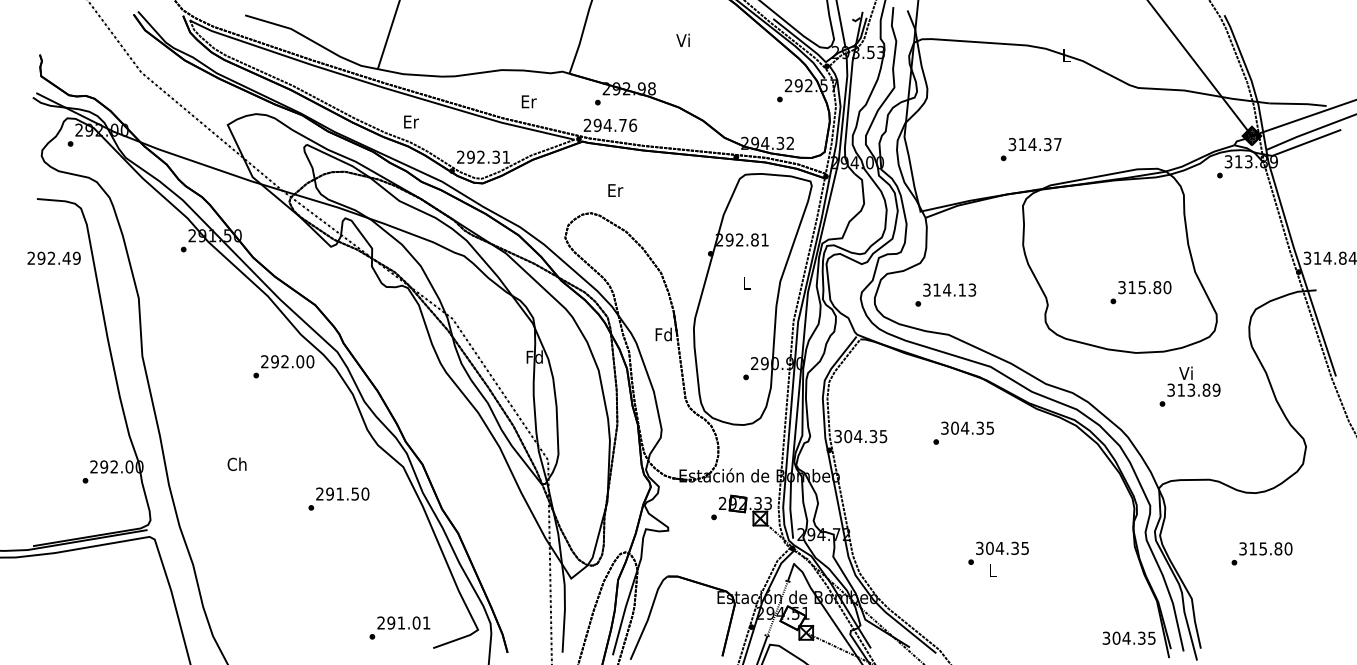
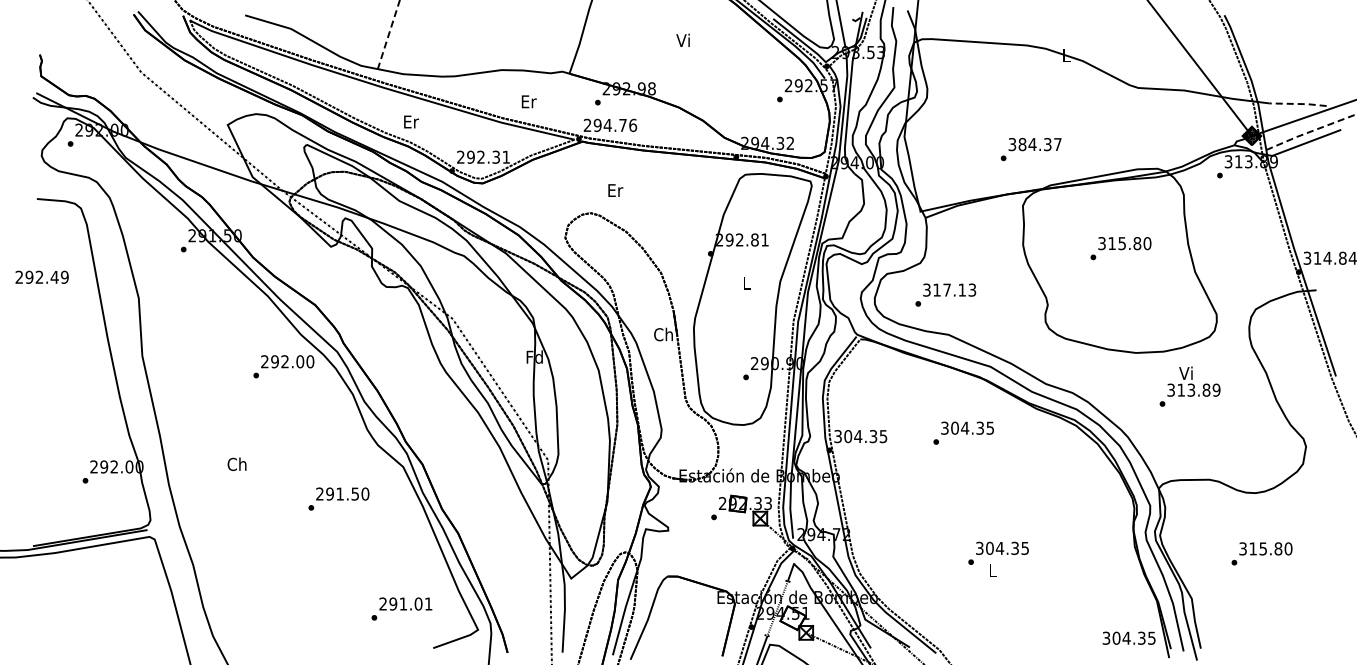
line: solid -> dashed (388, 34)
line: solid -> dashed (1298, 104)
line: solid -> dashed (1310, 131)
text: 314.37 -> 384.37 (1022, 144)
text position: (53, 257) -> (41, 276) (41, 276)
text: 314.13 -> 317.13 (947, 289)
text position: (1140, 292) -> (1120, 248) (1120, 248)
text: Fd -> Ch (663, 334)
text position: (399, 627) -> (401, 608) (401, 608)
